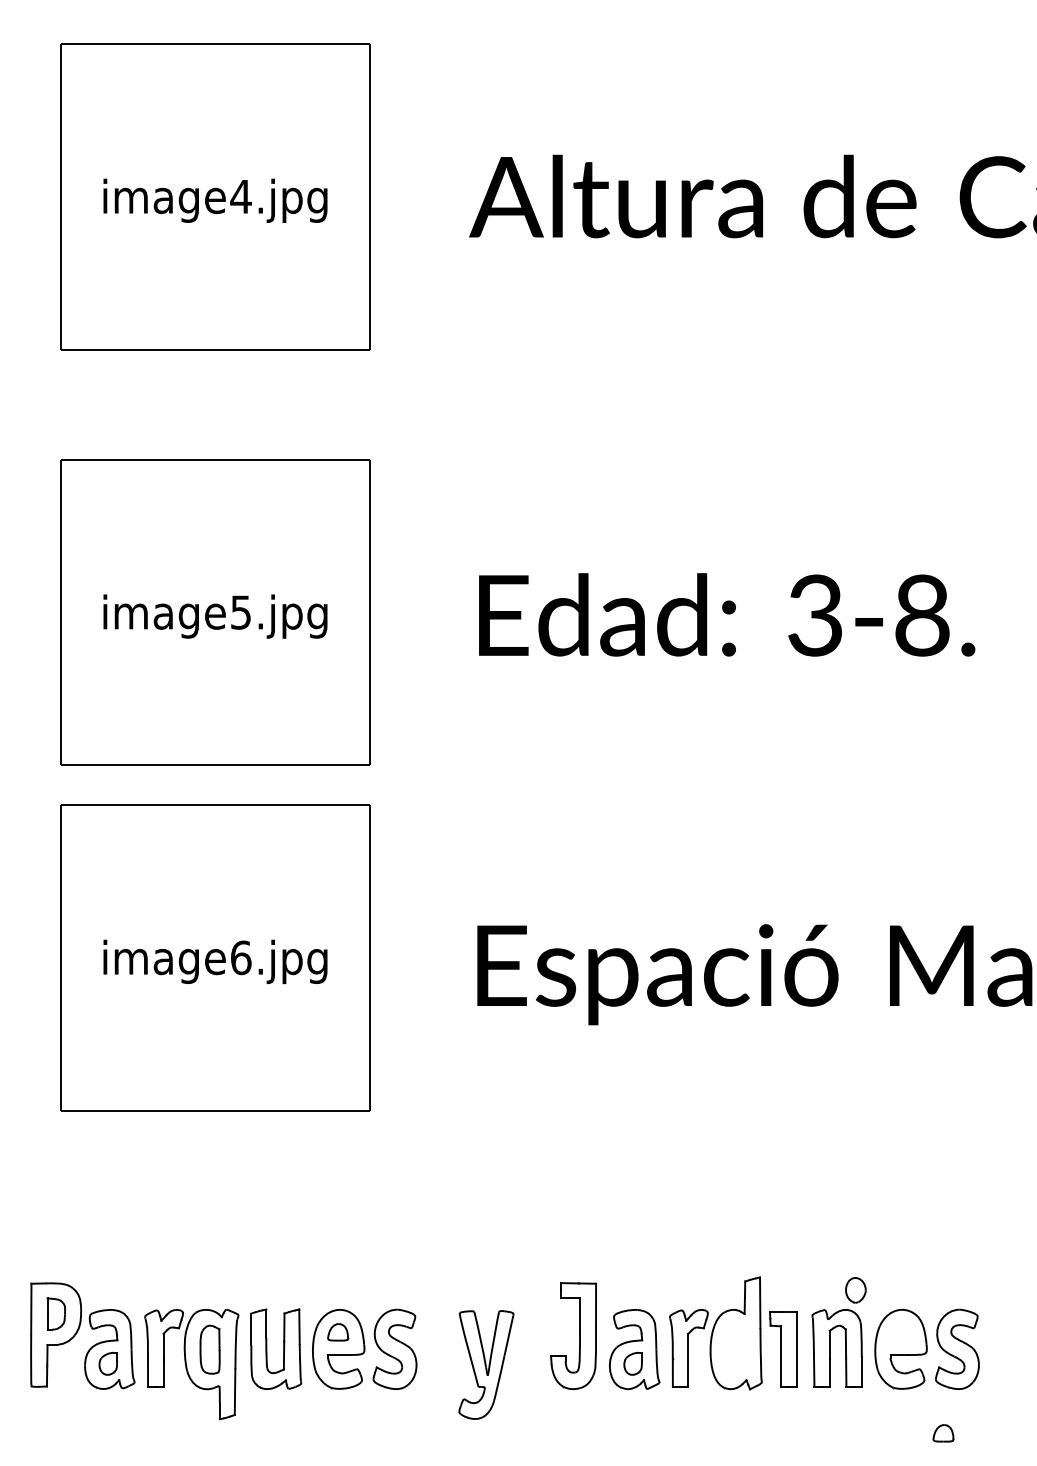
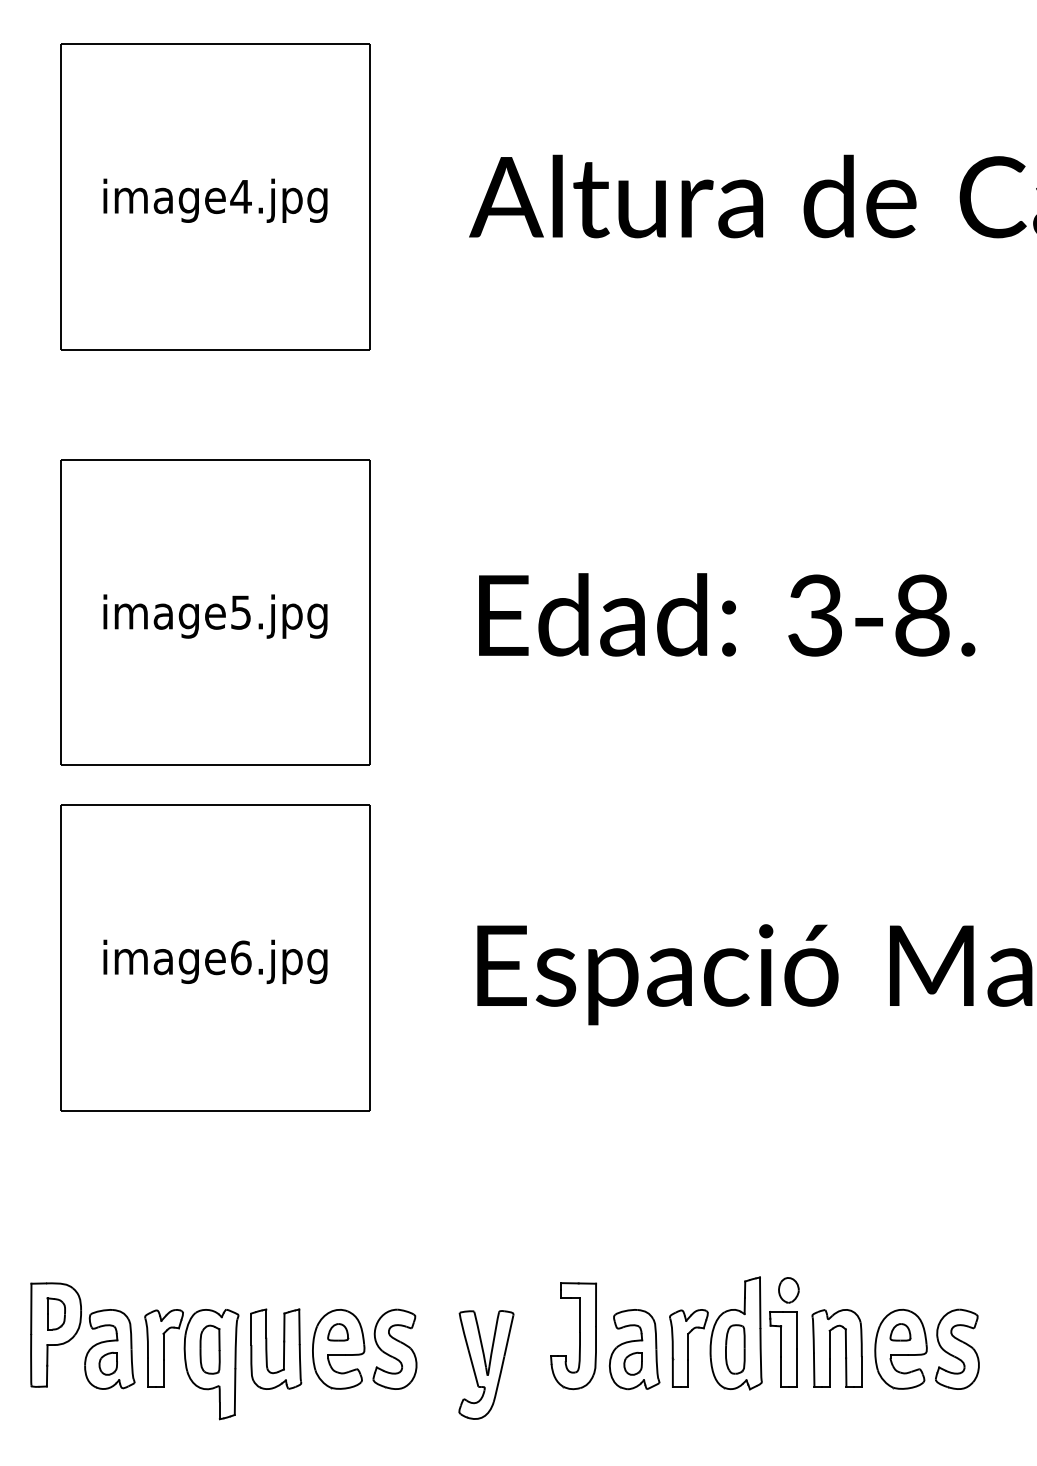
part position: (855, 1290) -> (788, 1290) (788, 1290)
part: none -> present (735, 1349)
part position: (943, 1433) -> (900, 1332) (900, 1332)
